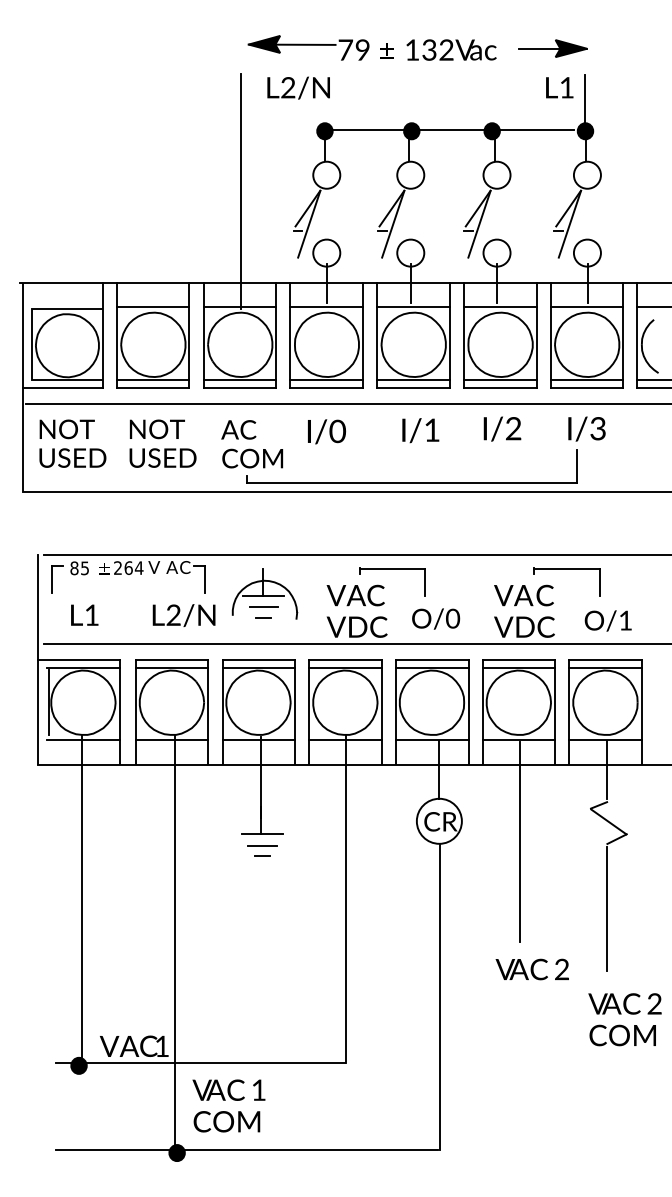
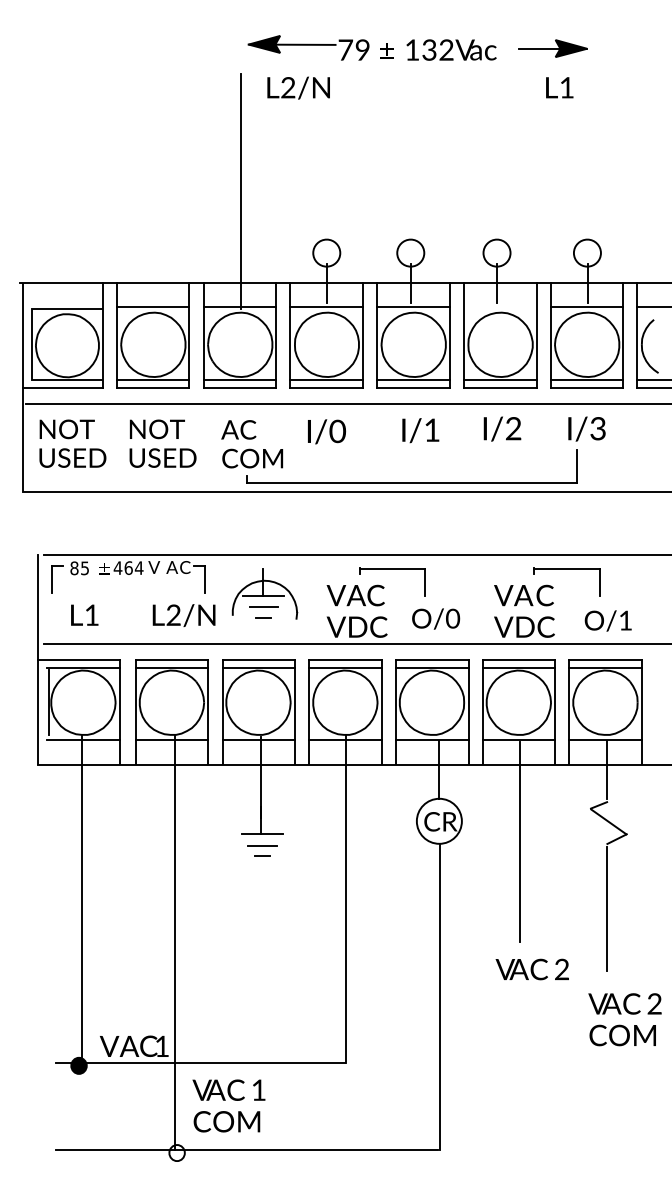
part: present -> none (425, 173)
line: present -> none (499, 307)
text: 264 -> 464 (117, 567)
fill: present -> none (176, 1153)
